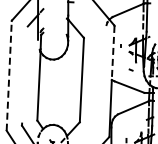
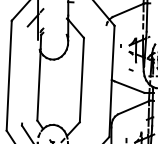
line: dashed -> solid (113, 53)
line: dashed -> solid (9, 75)
